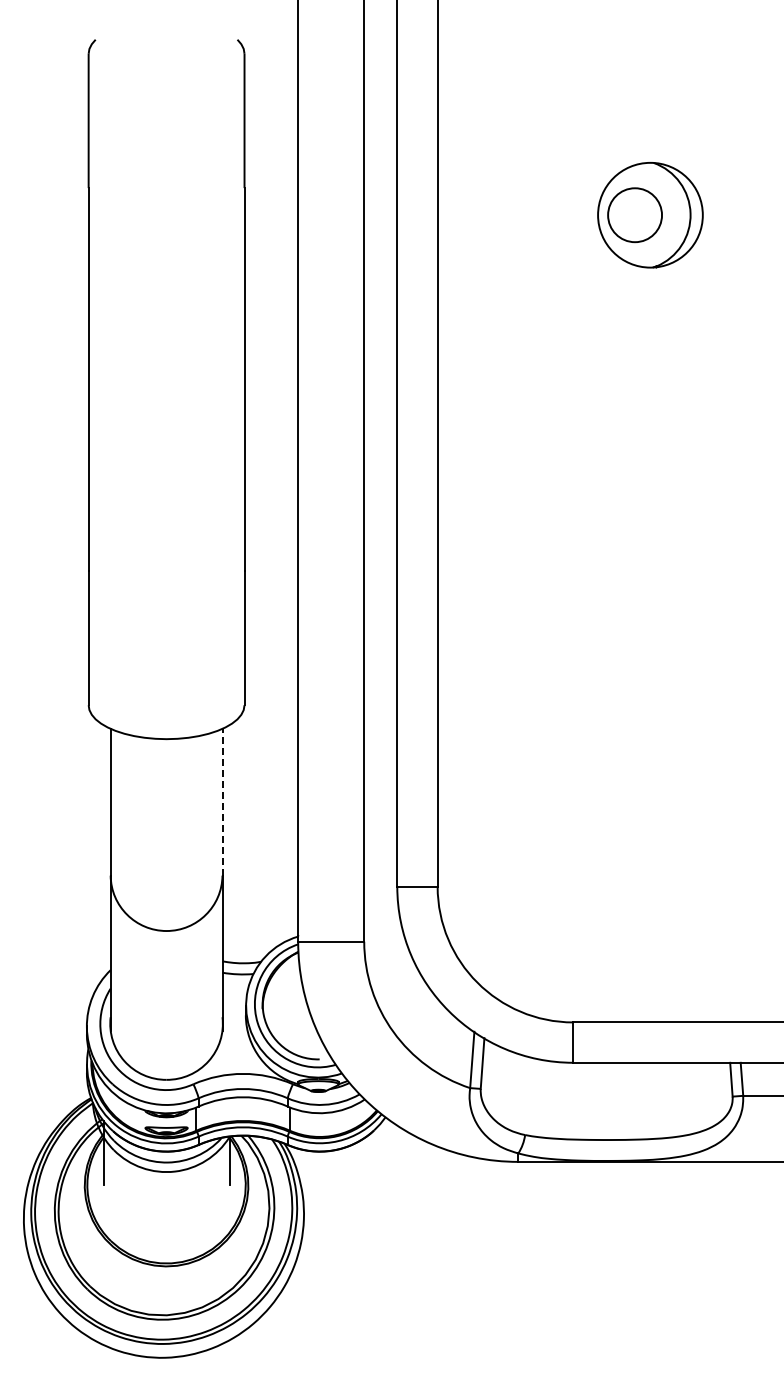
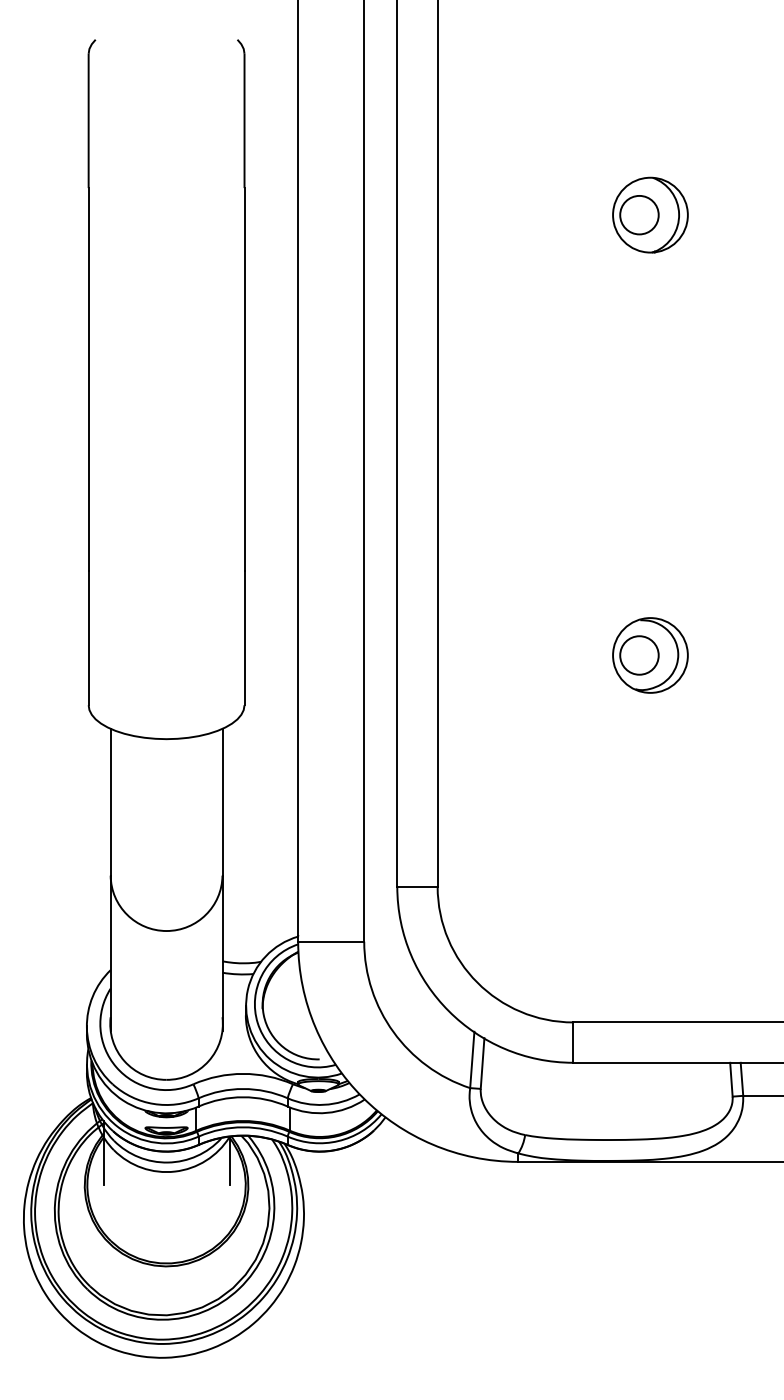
part size: 107x107 px -> 77x78 px (650, 214)
part: none -> present (650, 655)
line: dashed -> solid (222, 801)
